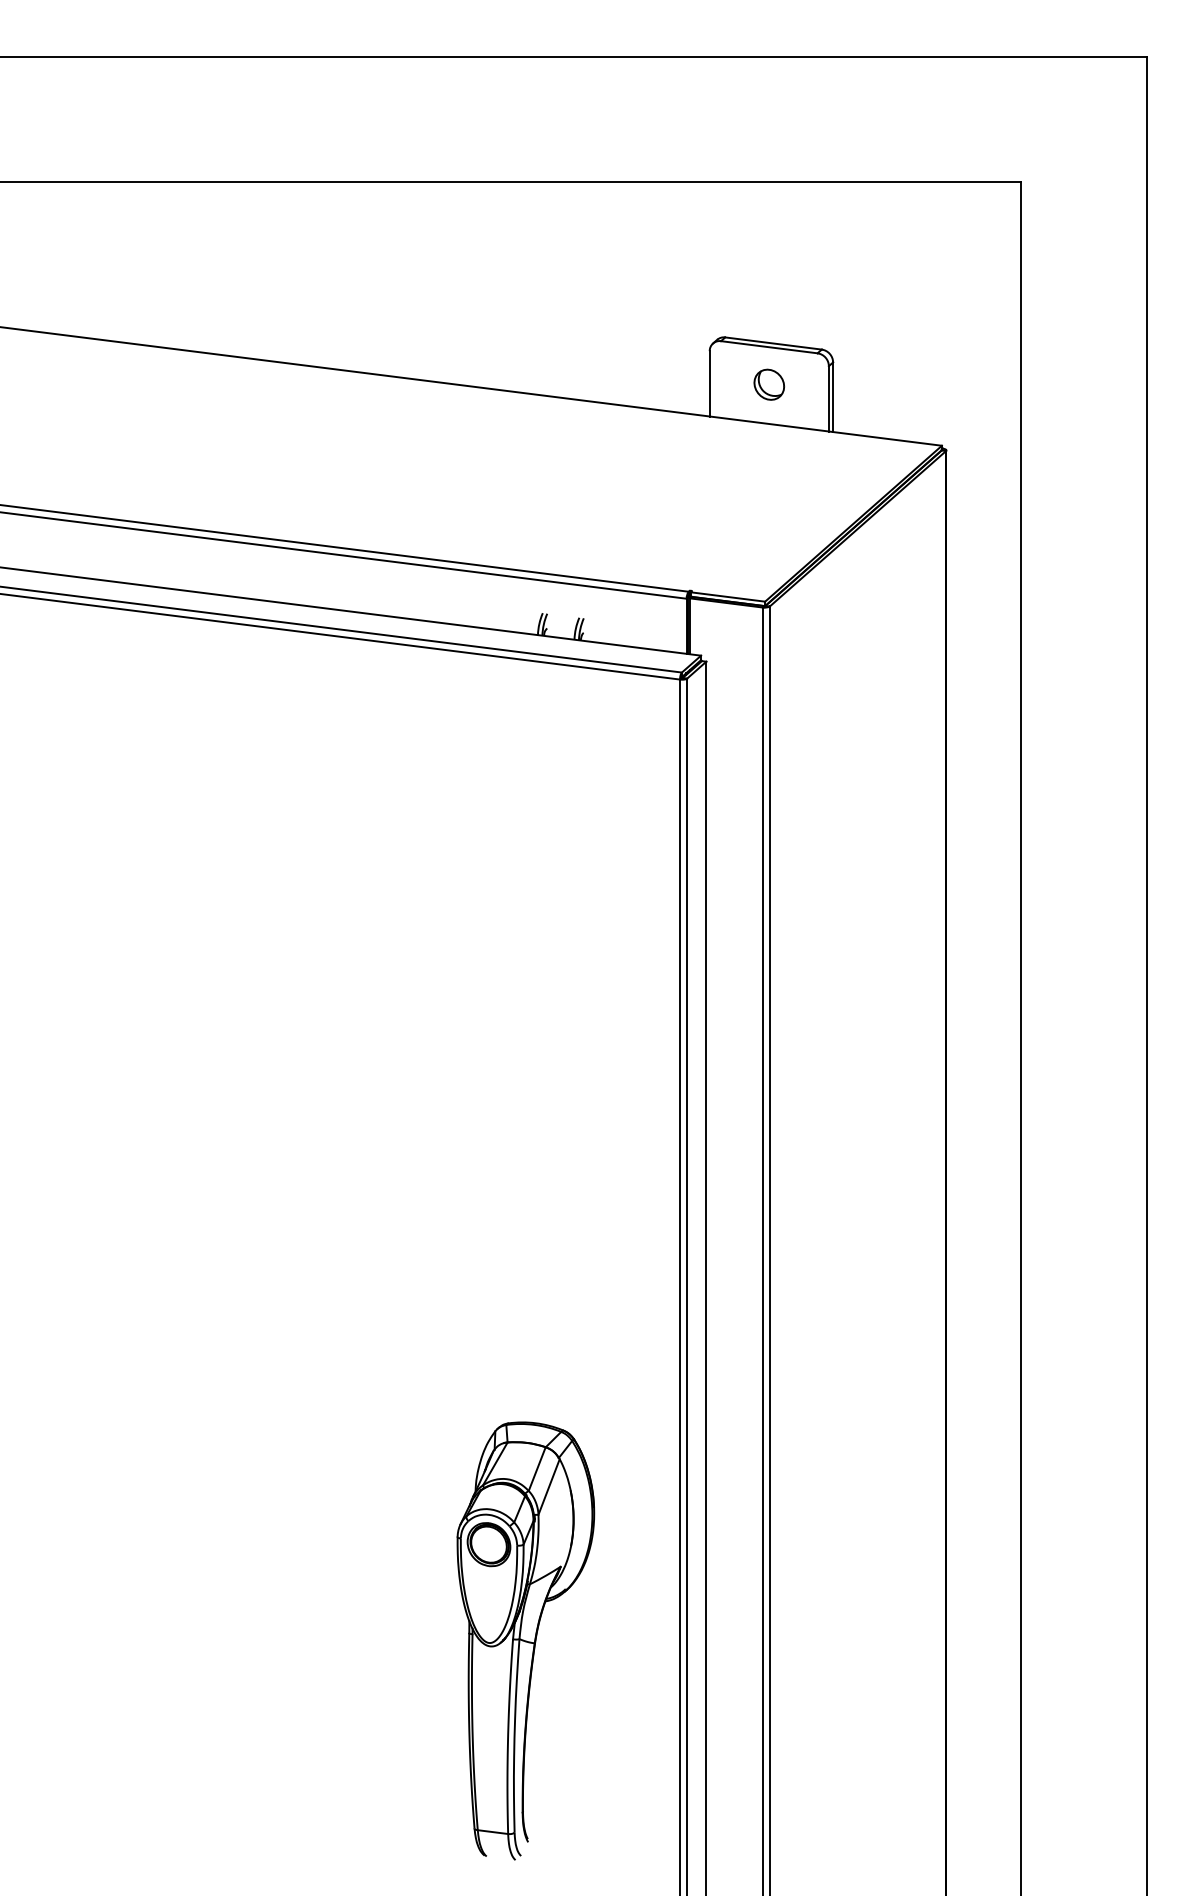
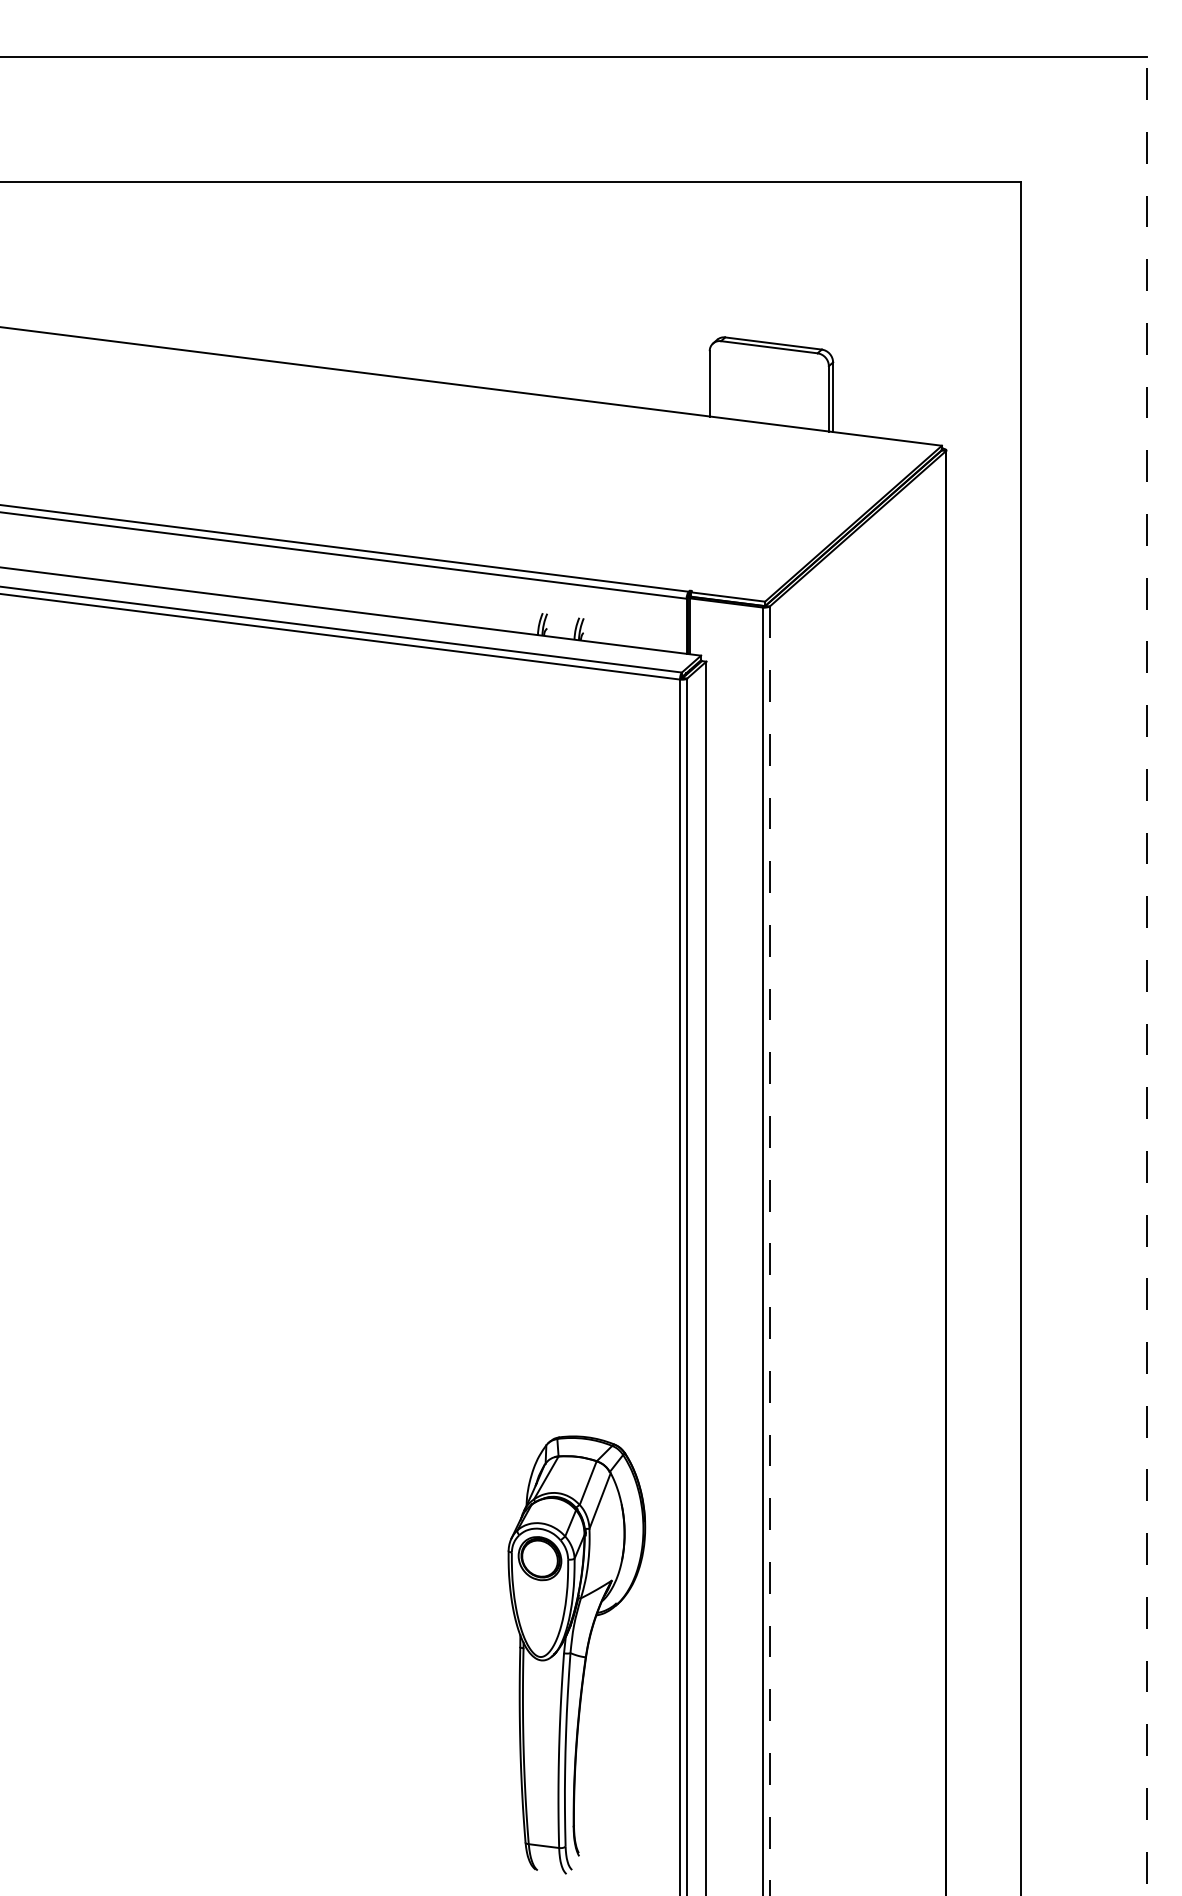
part: present -> none (769, 384)
line: solid -> dashed (1146, 975)
line: solid -> dashed (769, 1251)
part position: (525, 1640) -> (576, 1654) (576, 1654)
